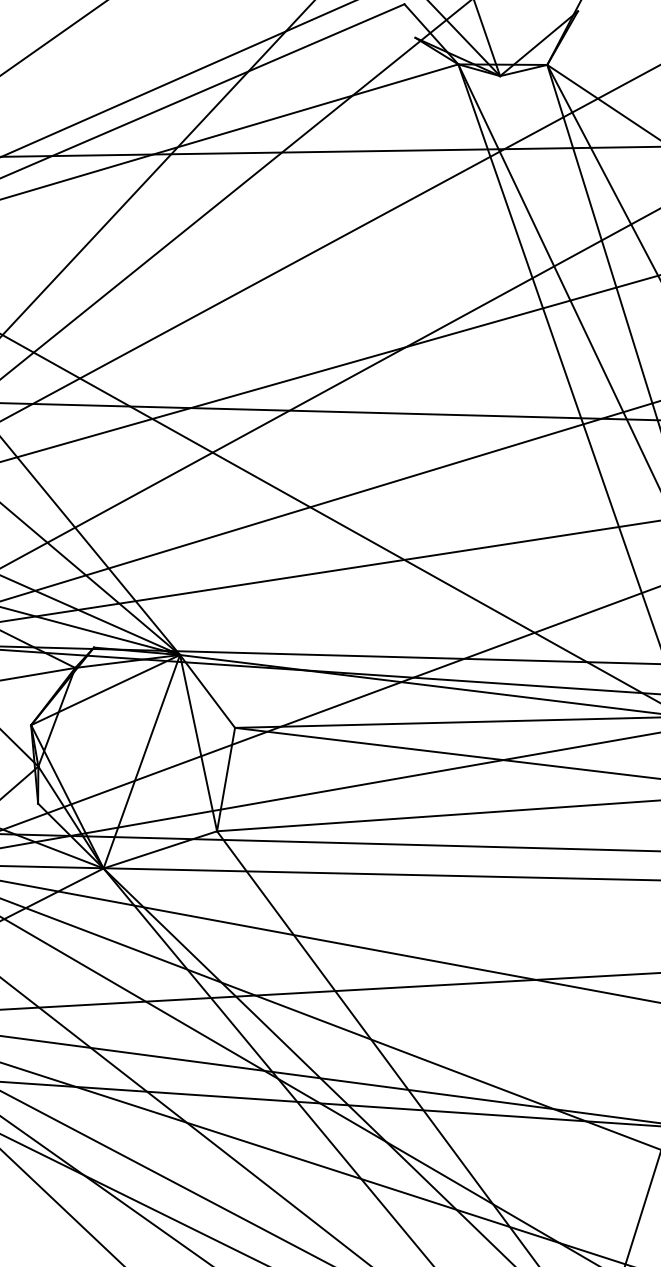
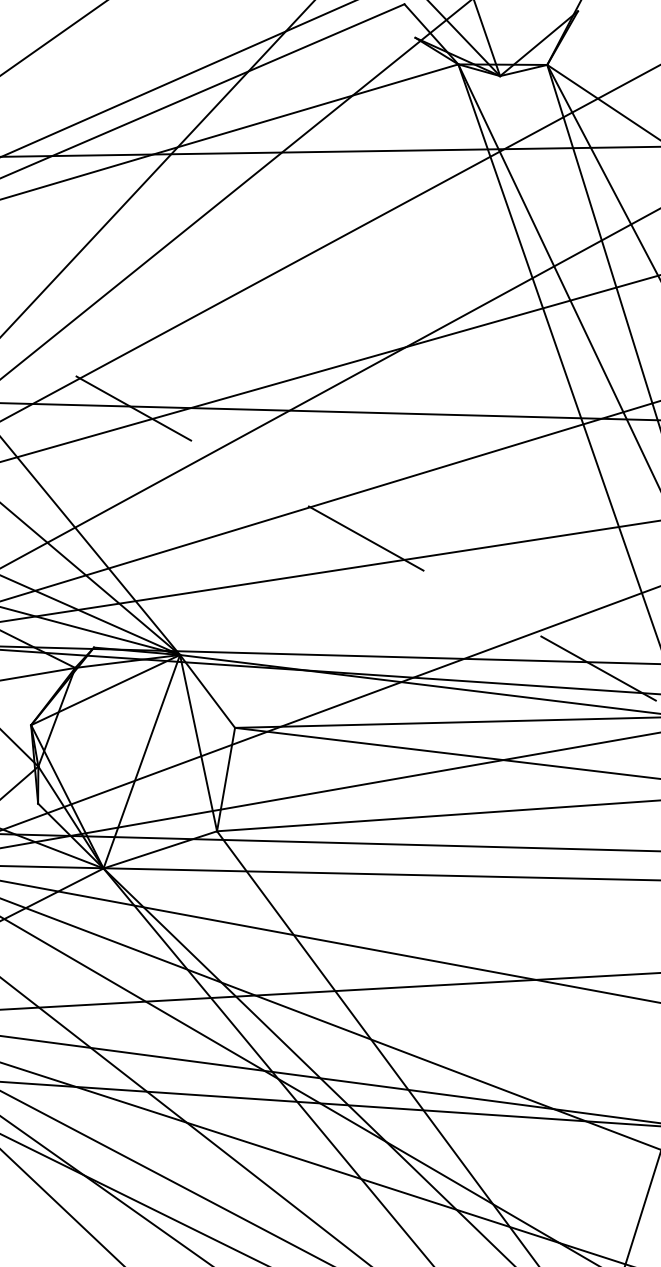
line: solid -> dashed (330, 518)
